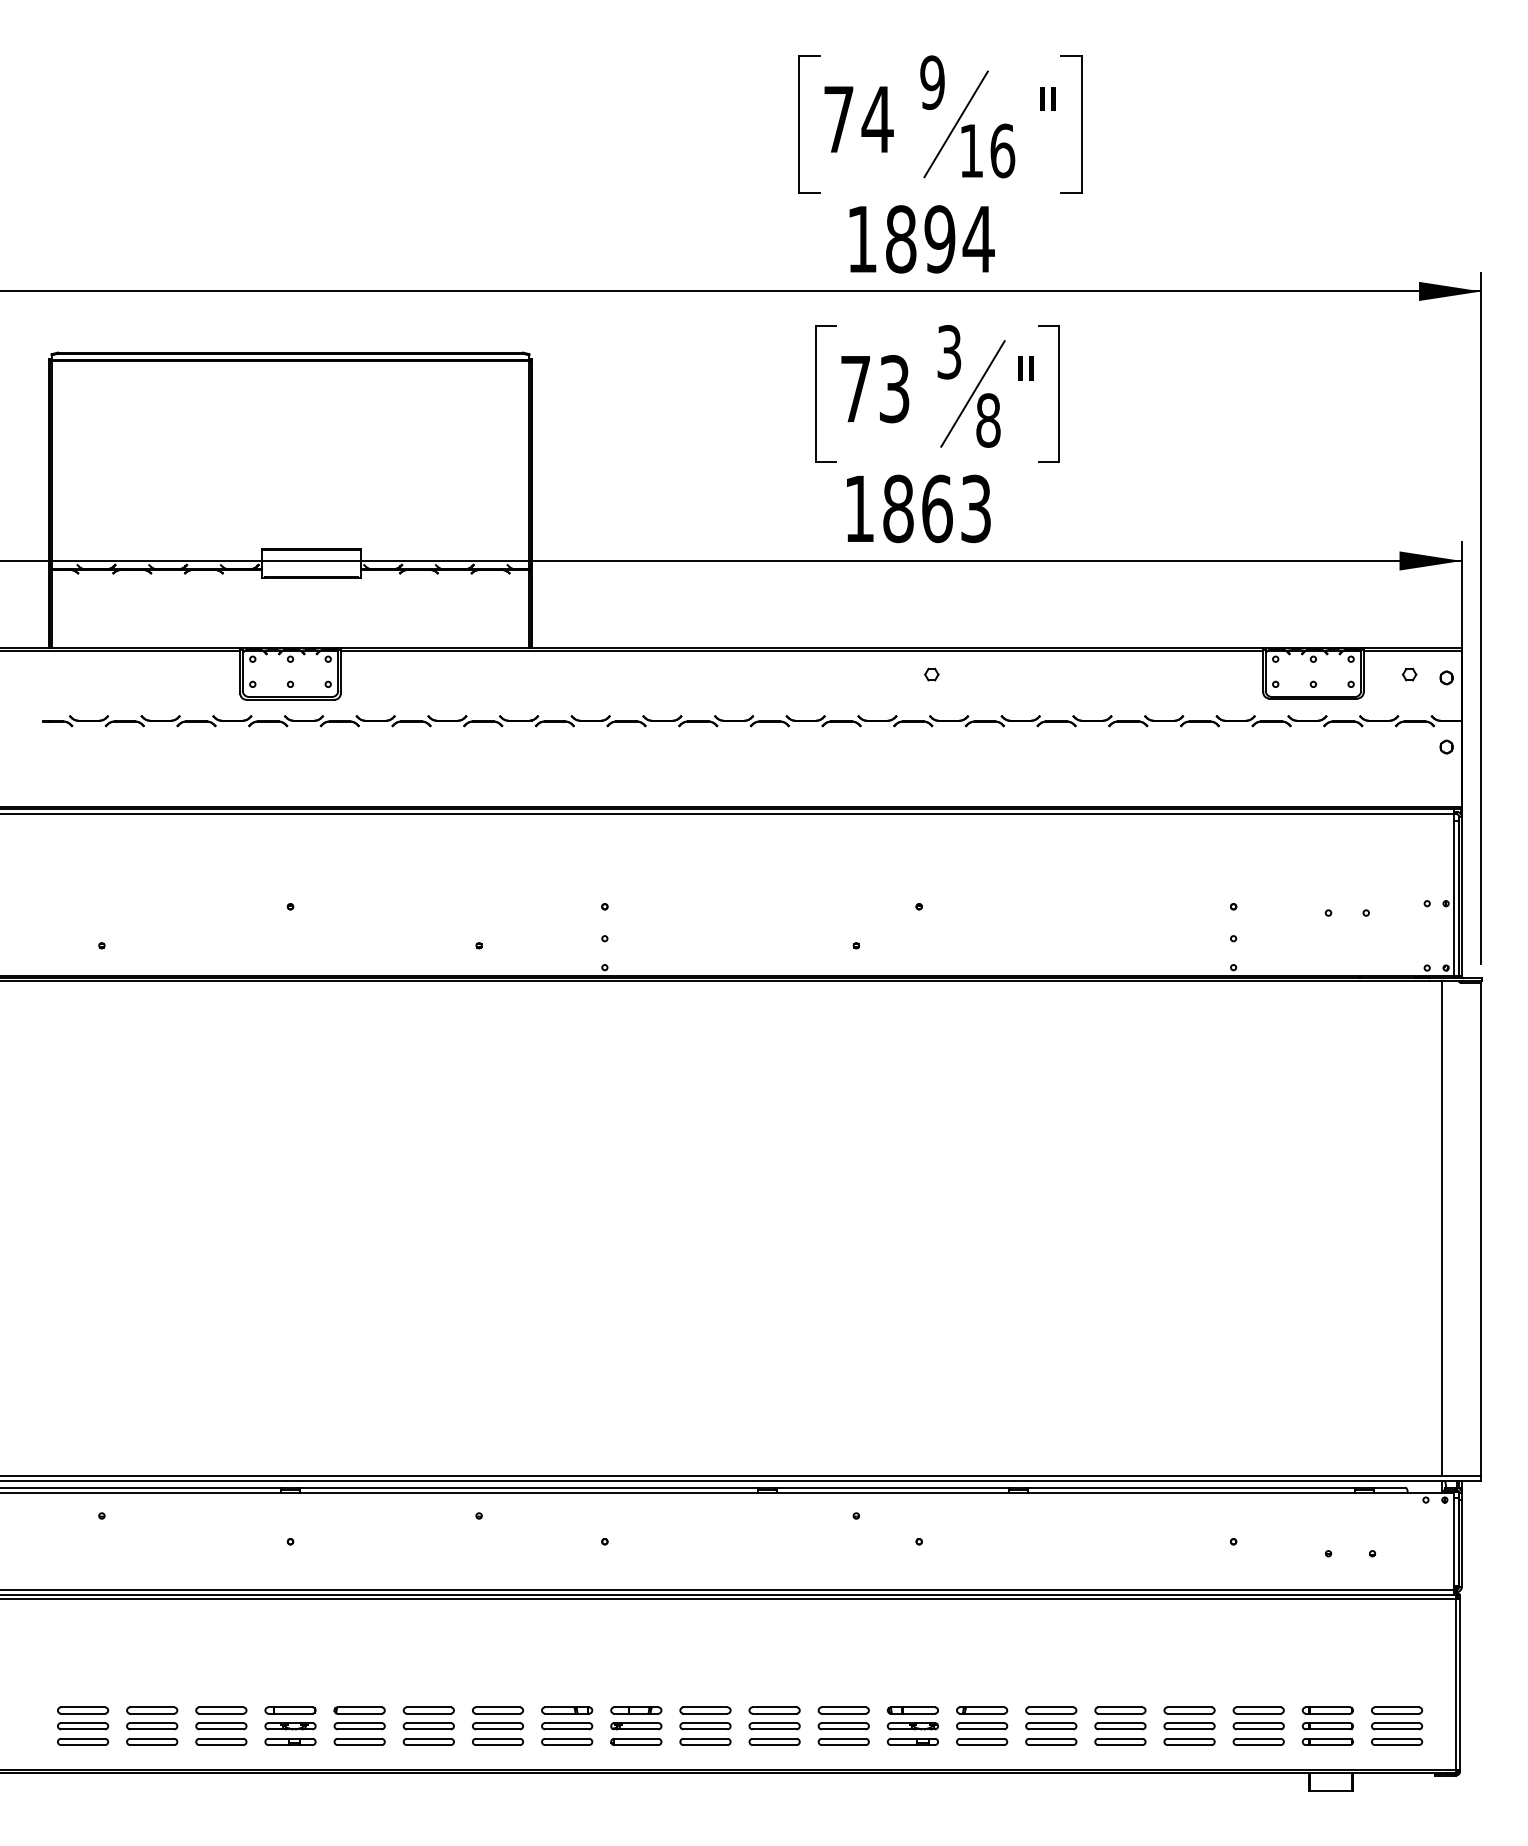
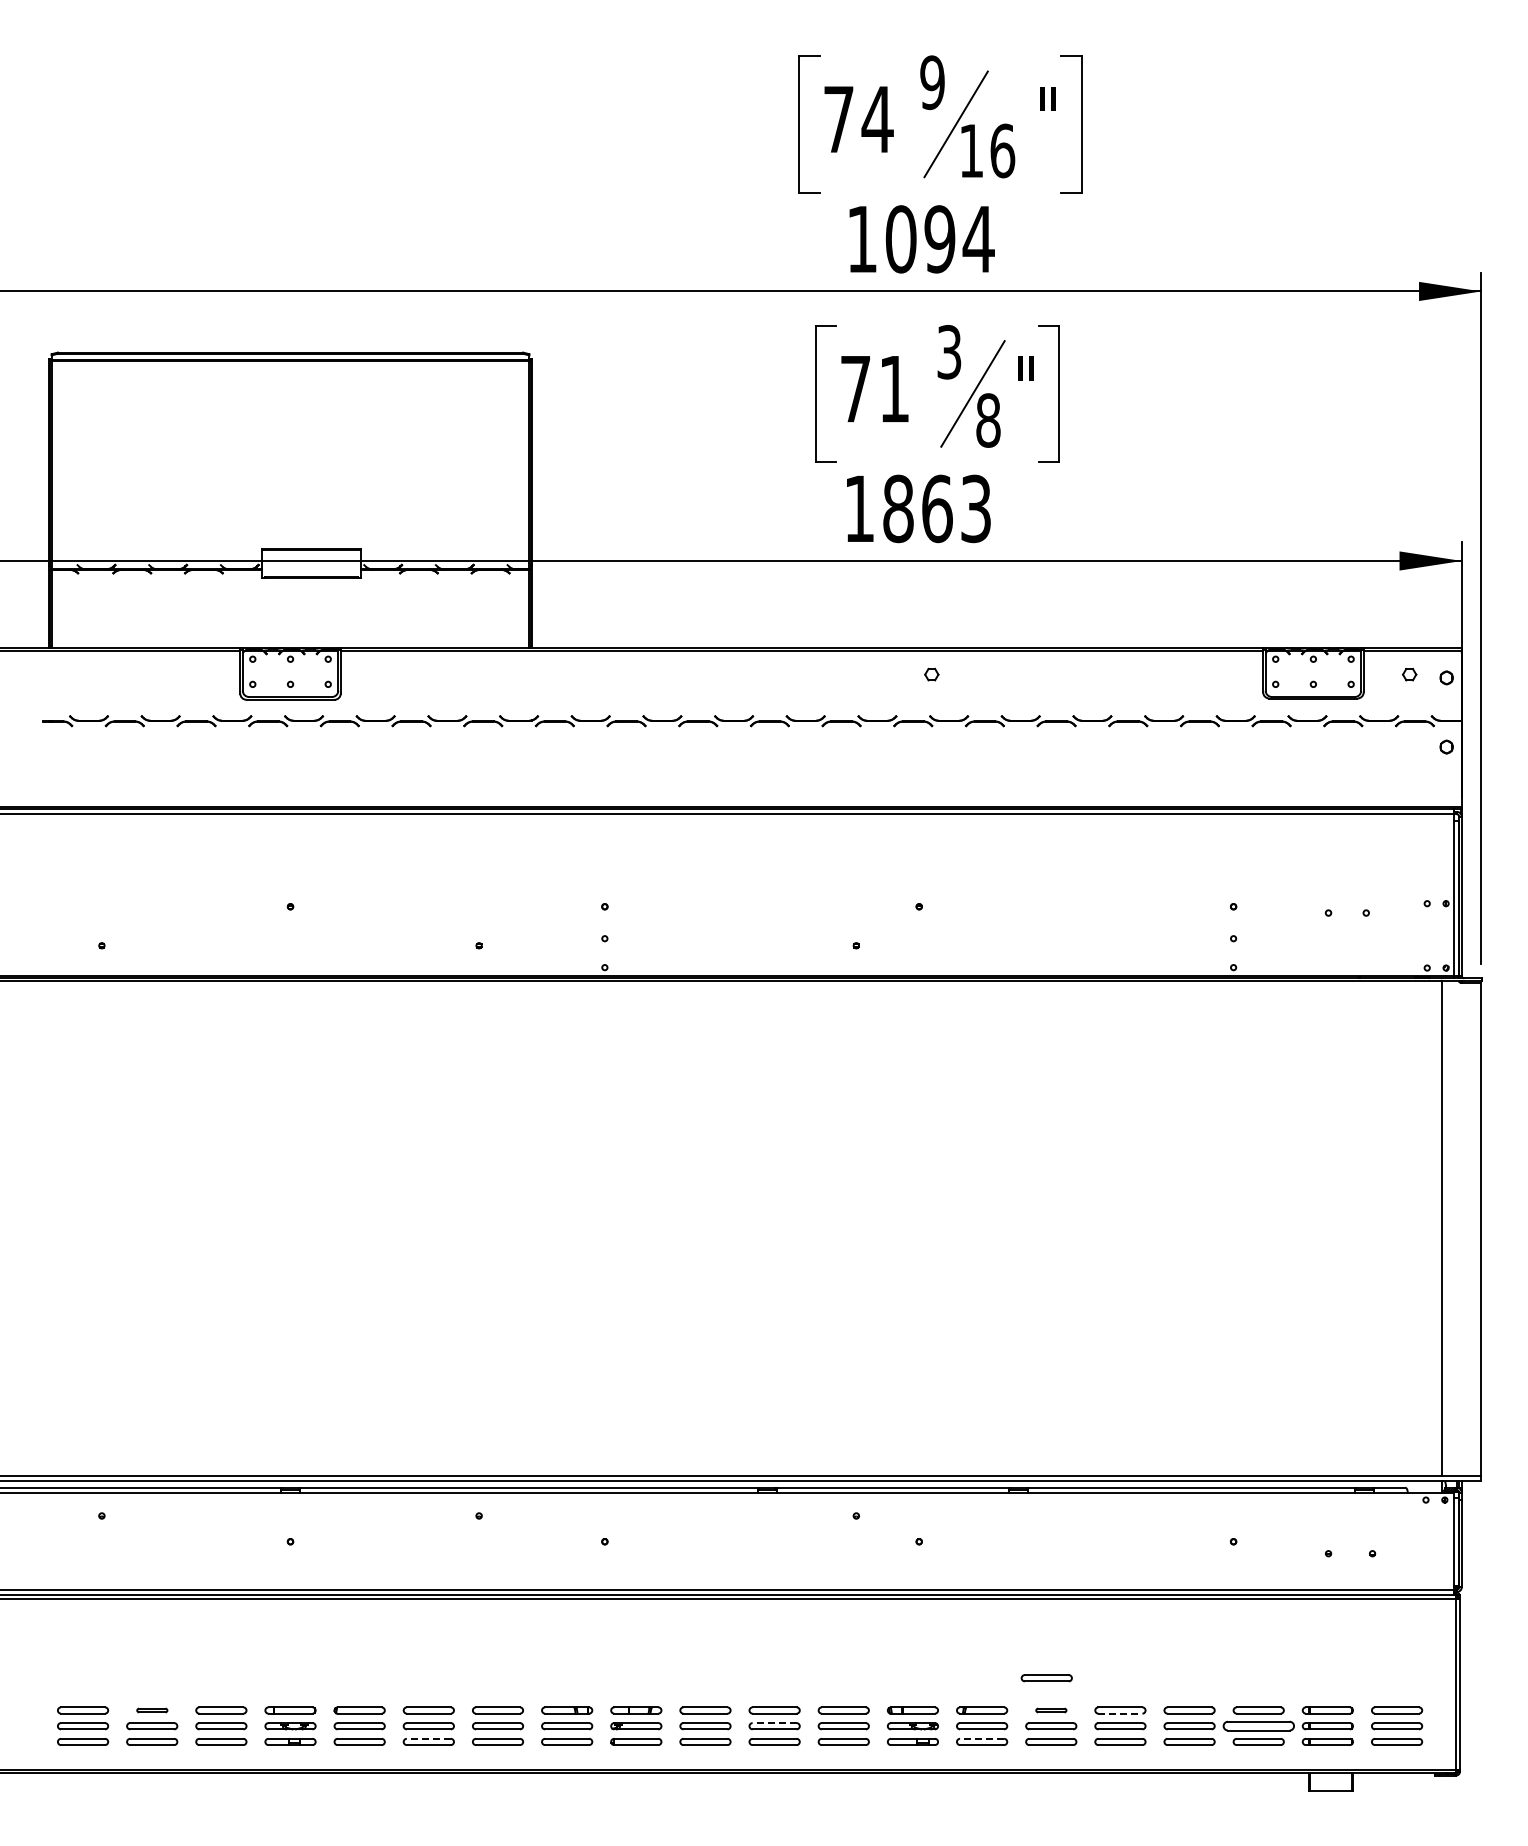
text: 1894 -> 1094 (900, 239)
text: 73 -> 71 (894, 389)
part: none -> present (1046, 1678)
part size: 53x9 px -> 33x7 px (152, 1710)
part size: 53x9 px -> 33x7 px (1051, 1710)
line: solid -> dashed (1120, 1713)
line: solid -> dashed (774, 1723)
part size: 53x9 px -> 73x12 px (1258, 1725)
line: solid -> dashed (428, 1738)
line: solid -> dashed (981, 1738)
